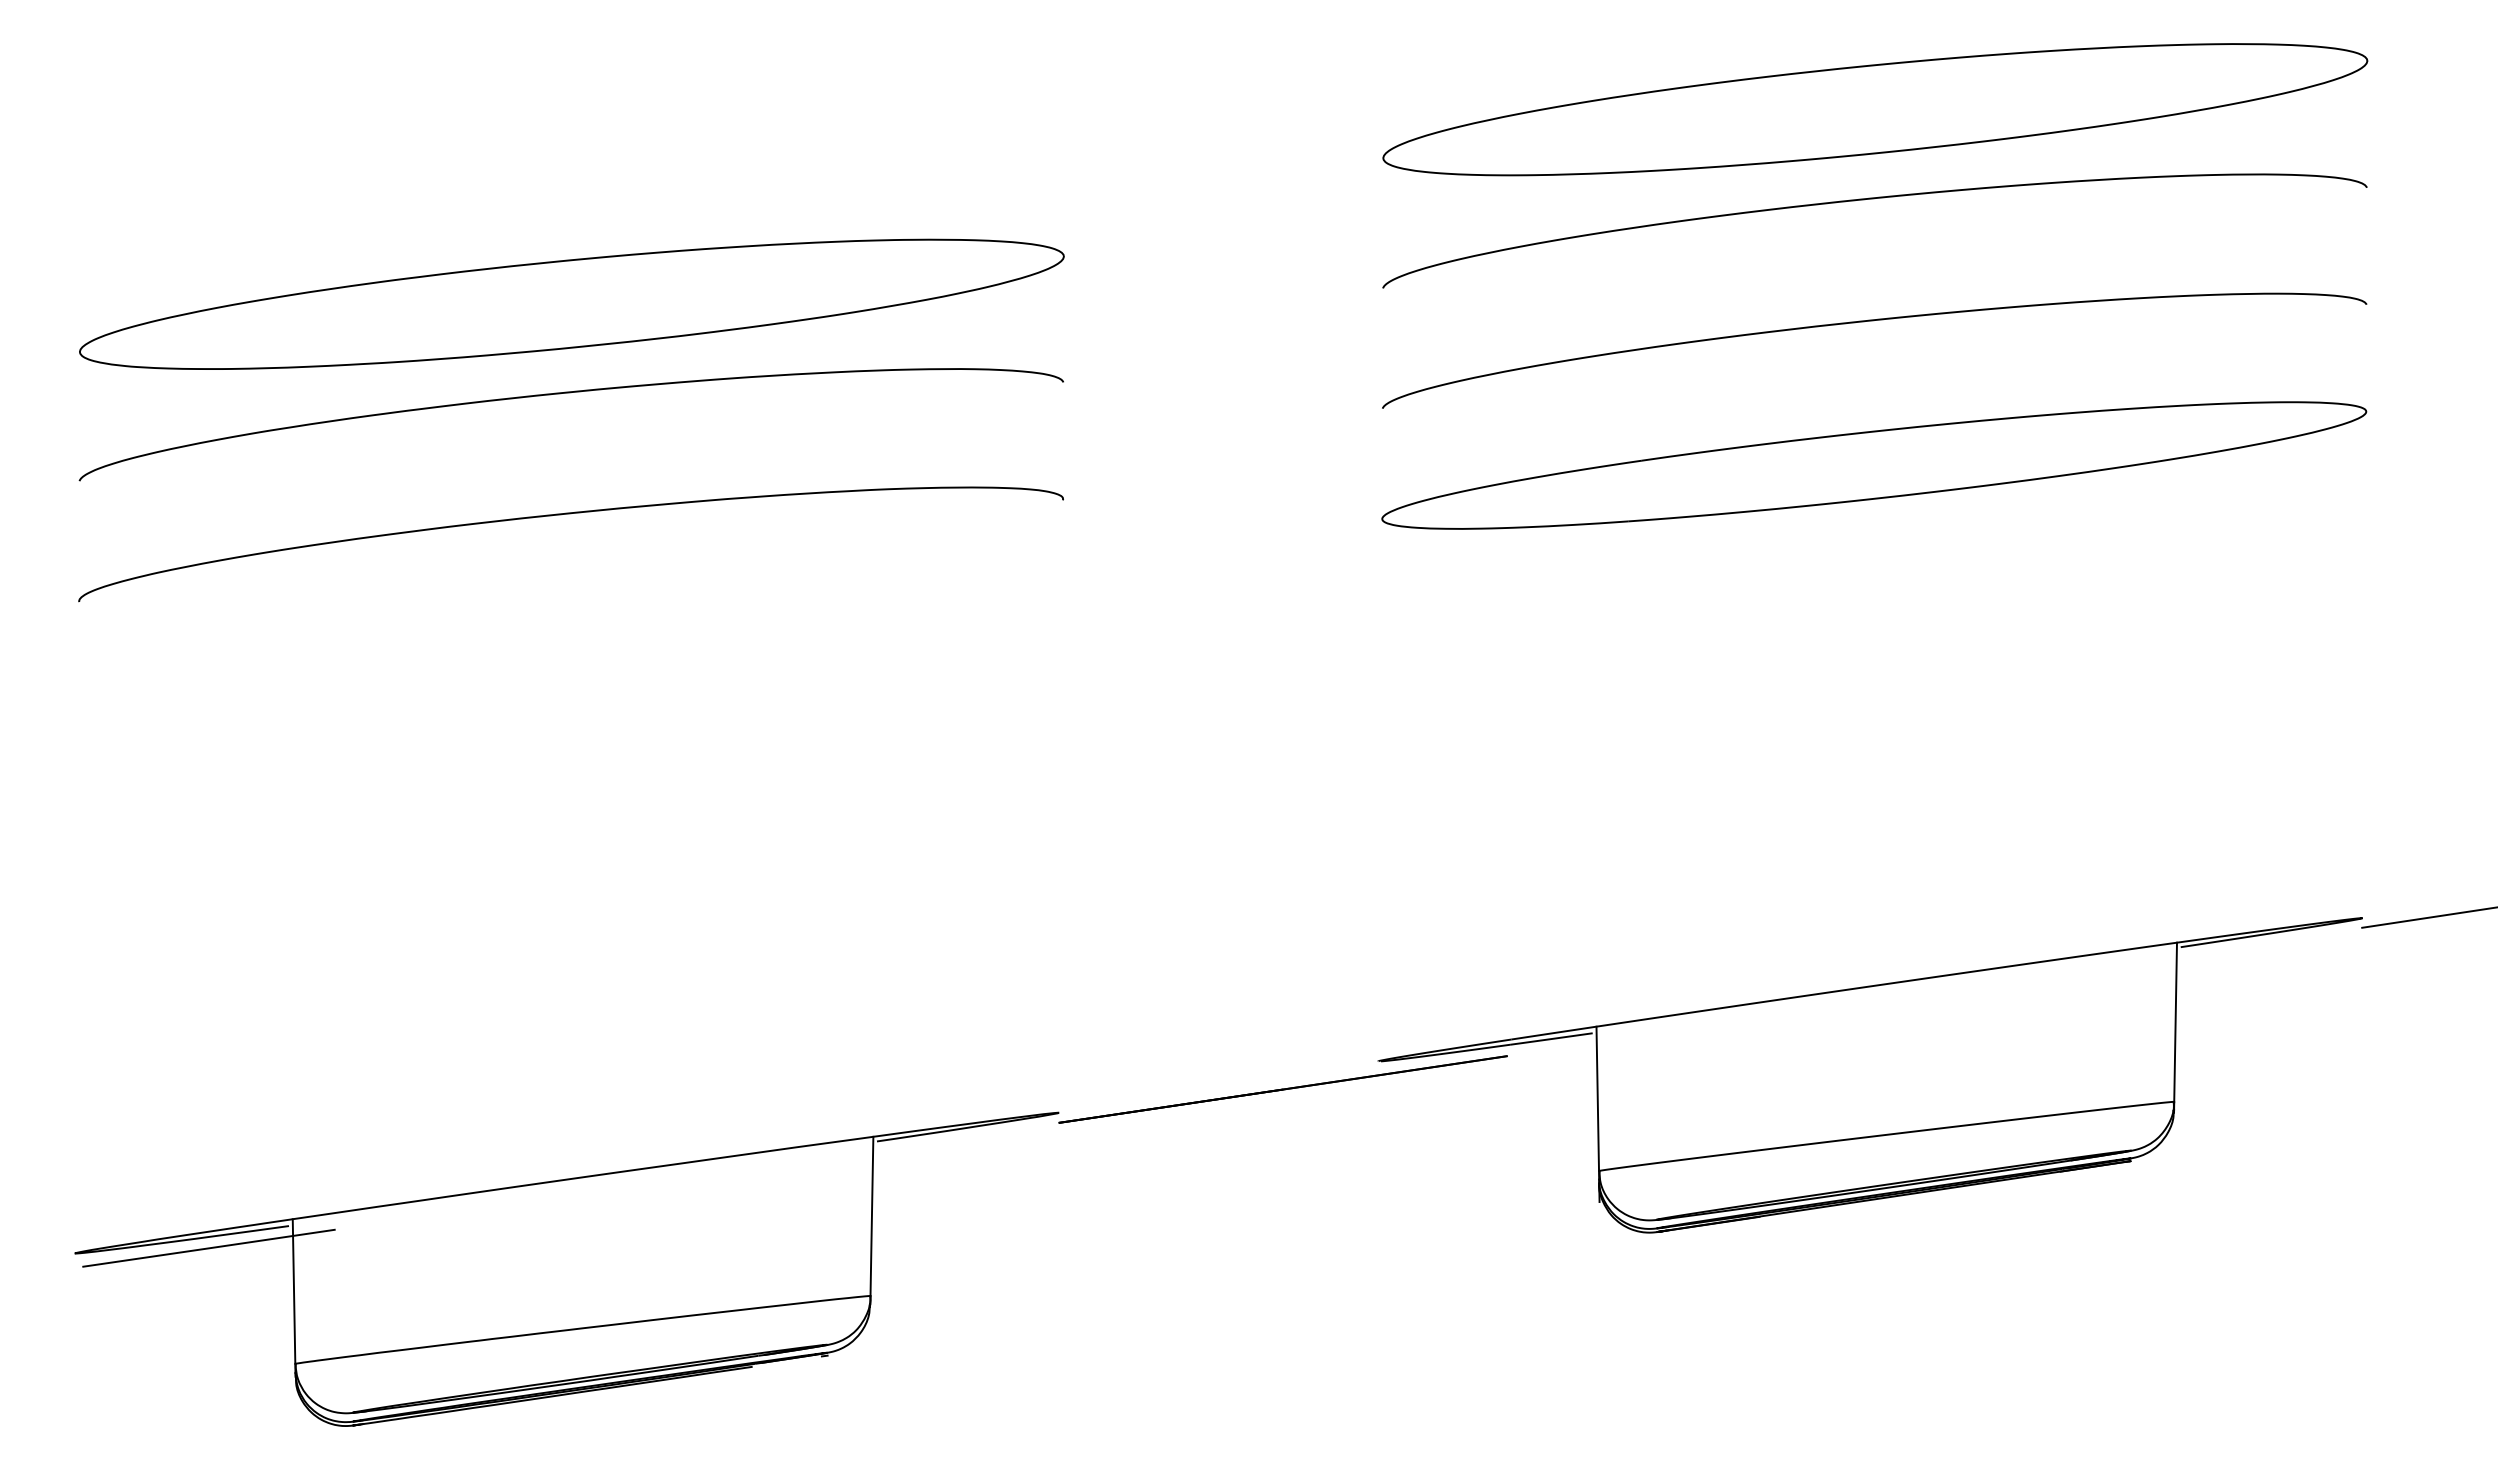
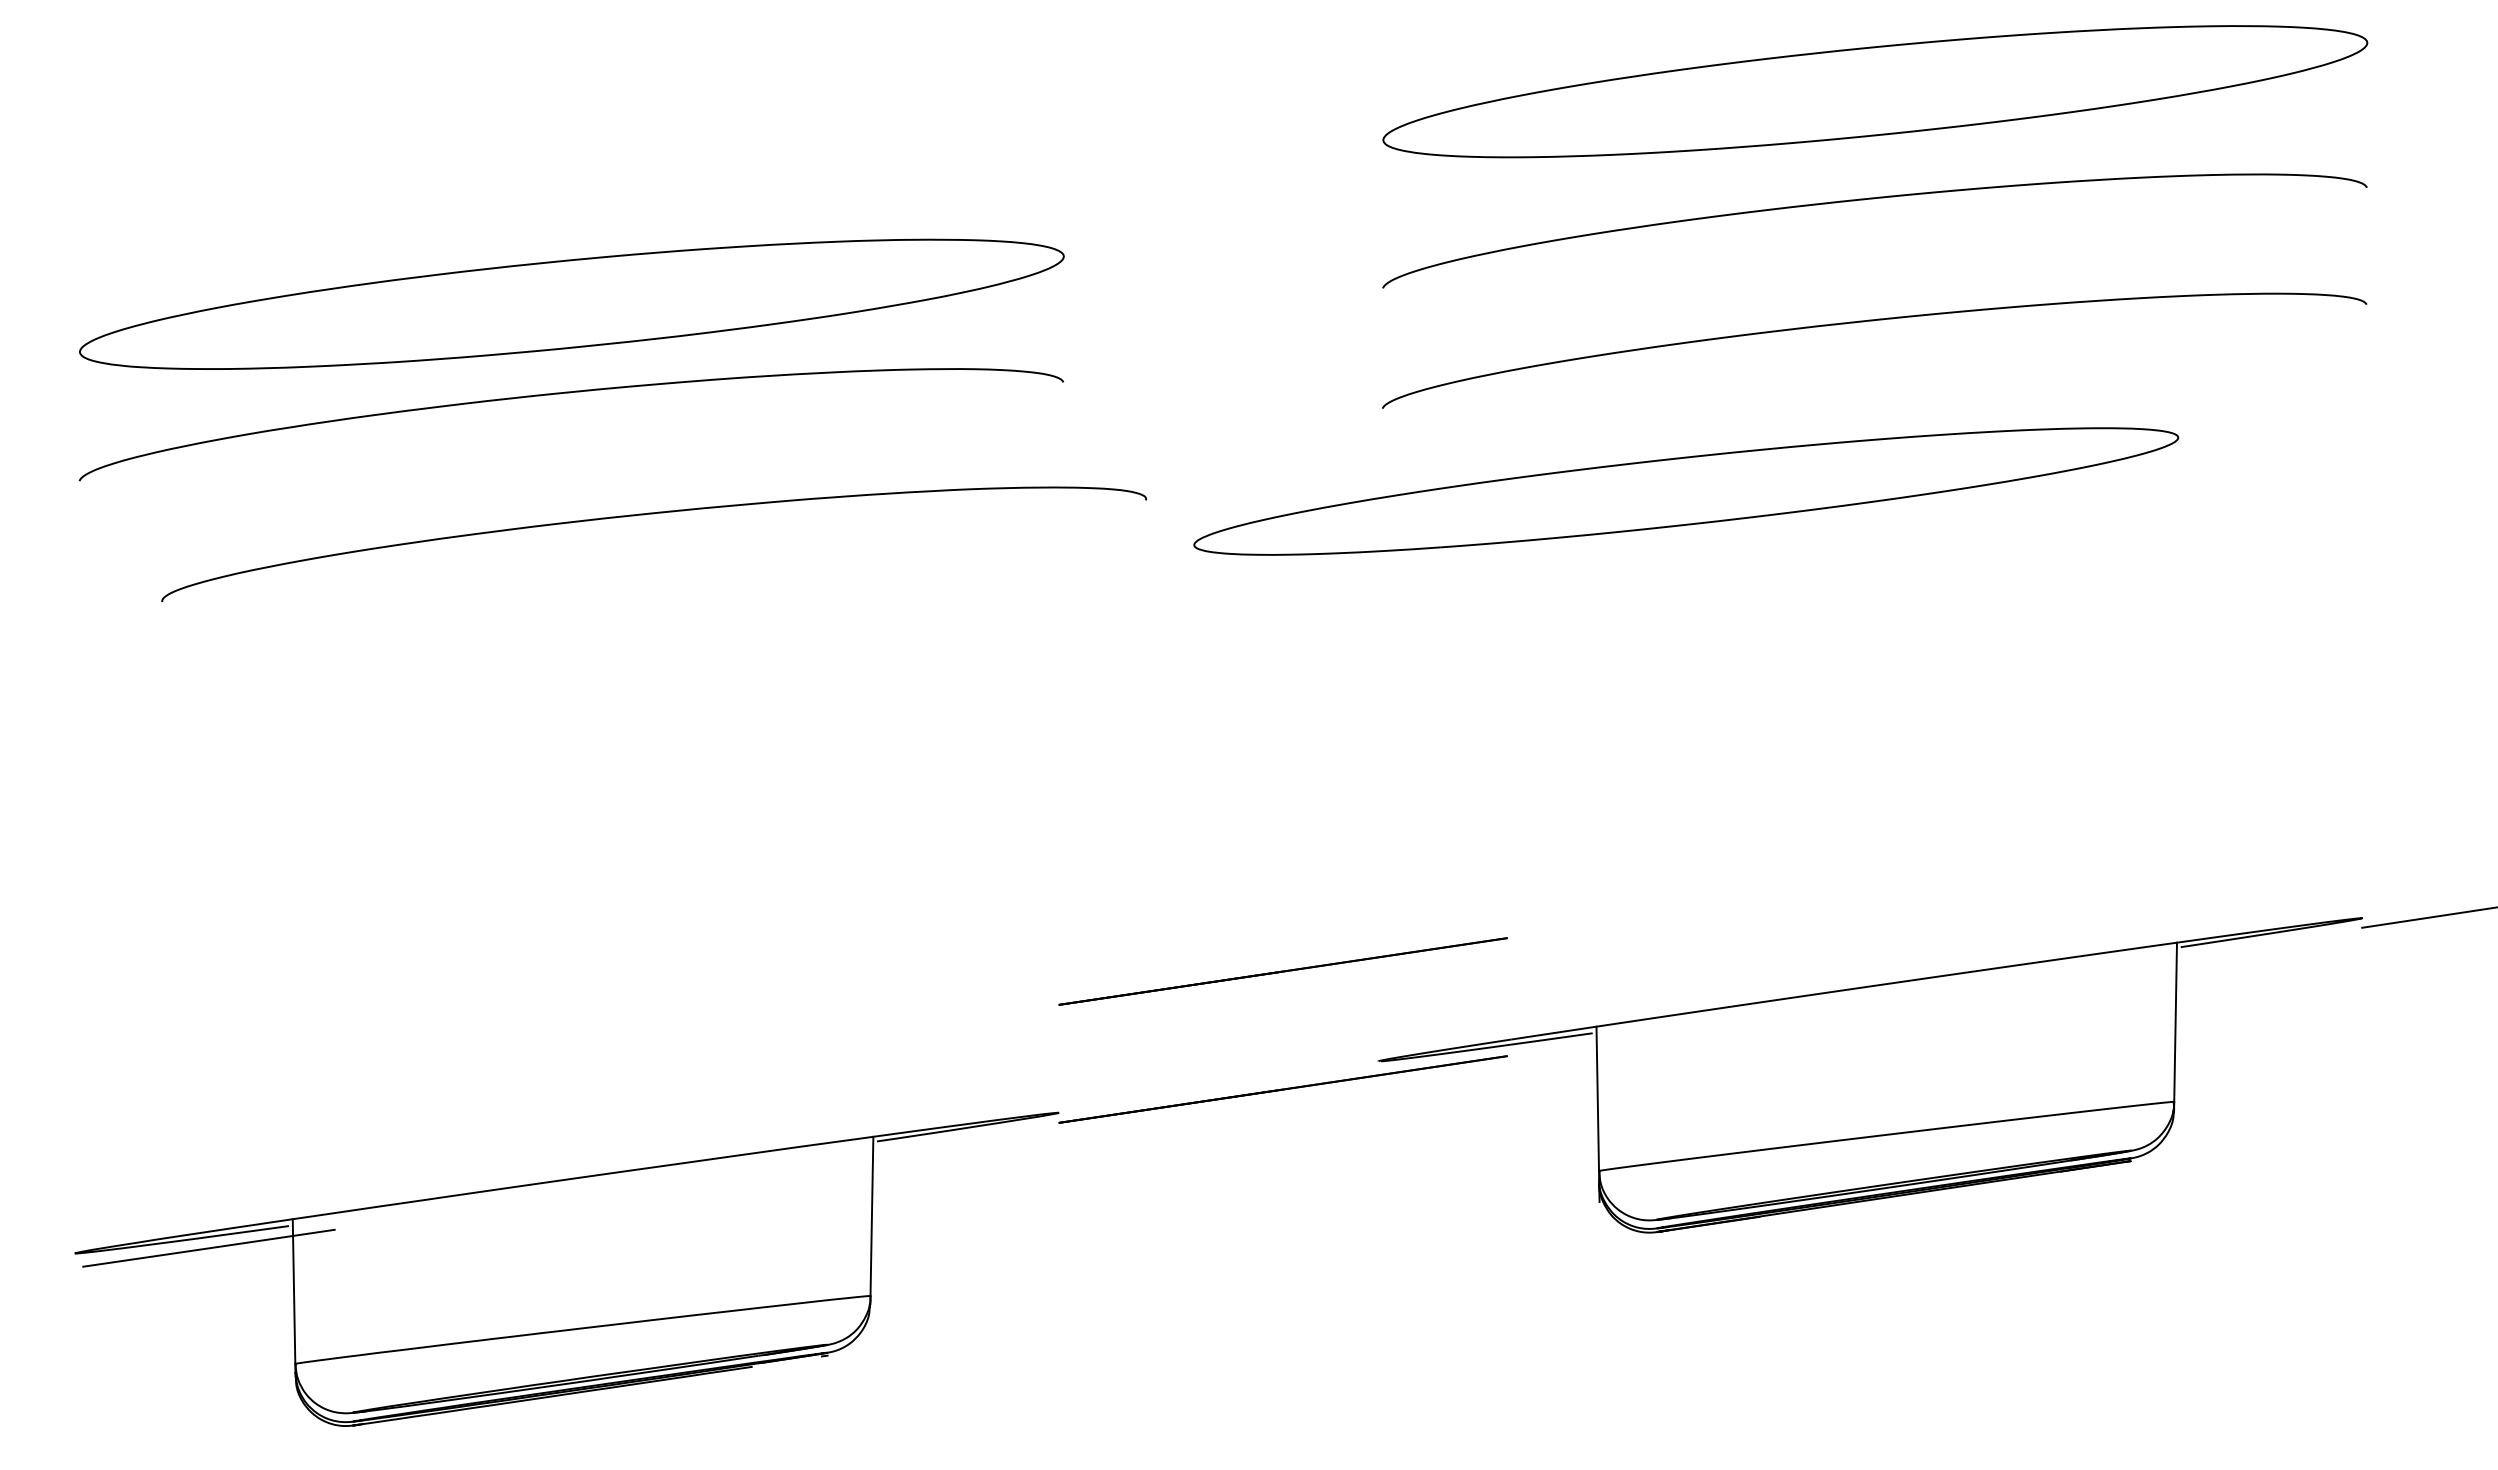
part position: (1875, 109) -> (1875, 91) (1875, 91)
part position: (1874, 465) -> (1686, 491) (1686, 491)
curve position: (570, 514) -> (653, 514) (653, 514)
line: none -> present (1282, 971)
